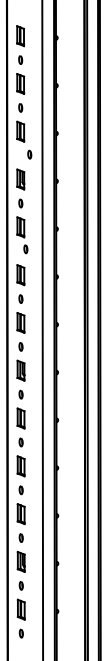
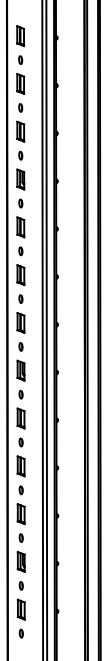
part position: (29, 154) -> (20, 155) (20, 155)
part position: (25, 249) -> (20, 251) (20, 251)
line: none -> present (46, 329)
